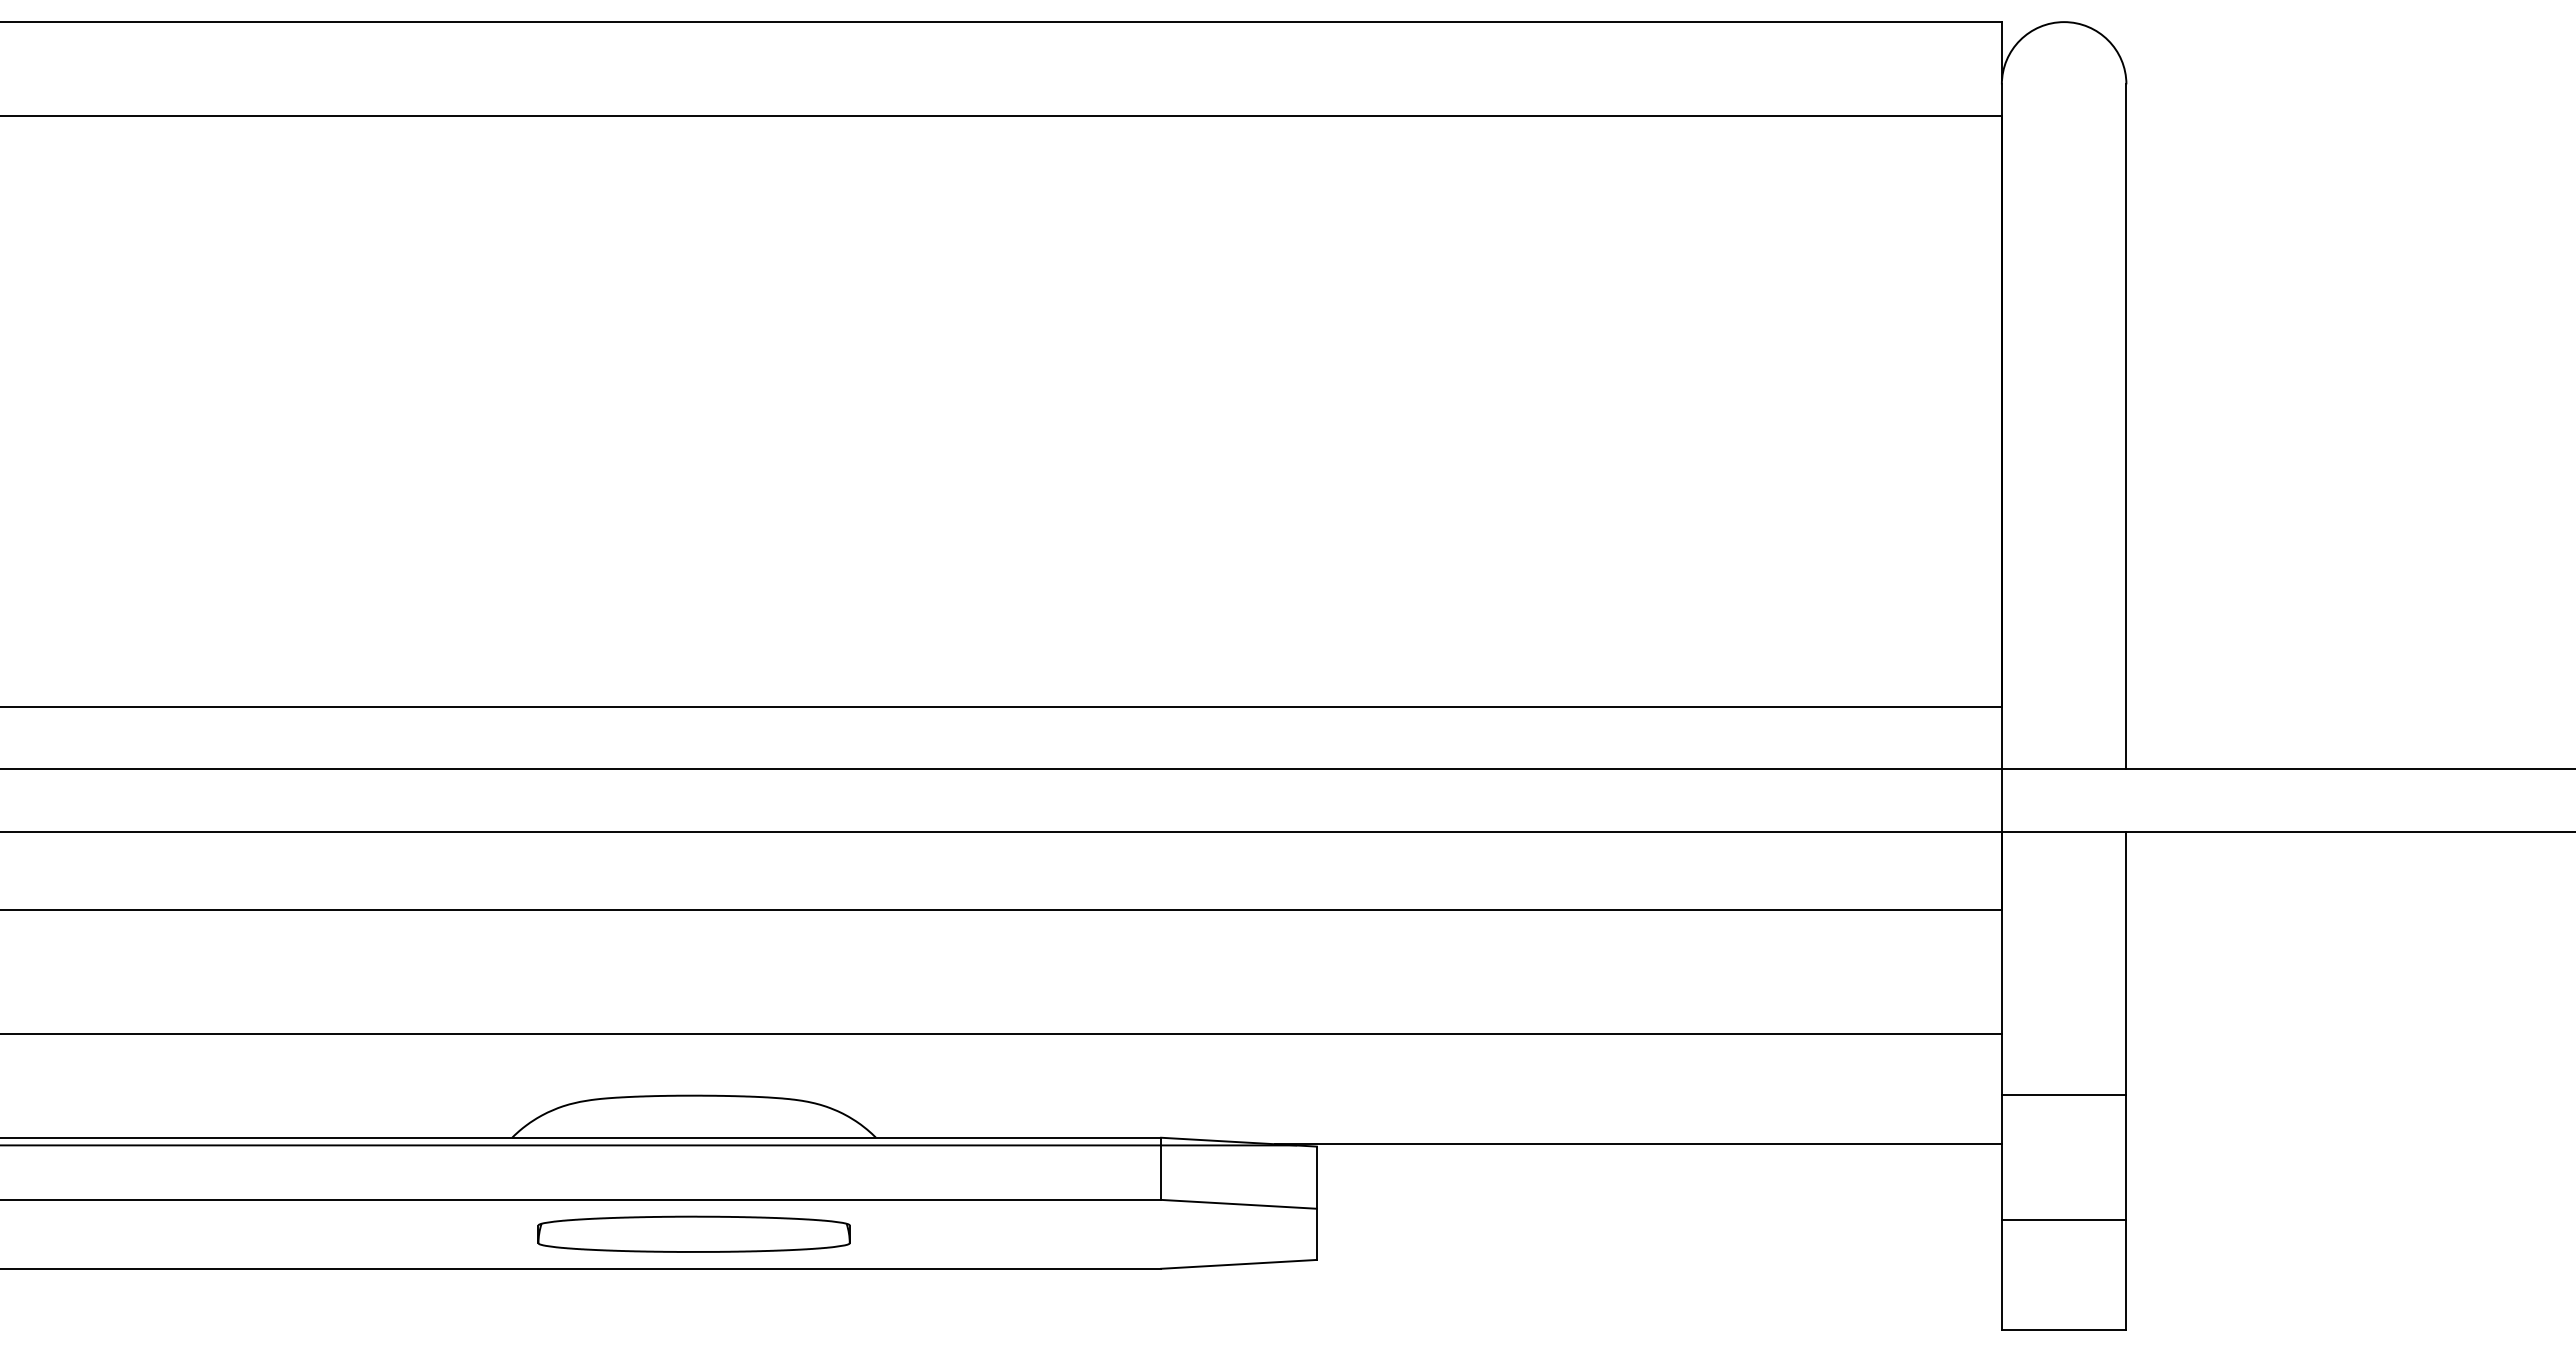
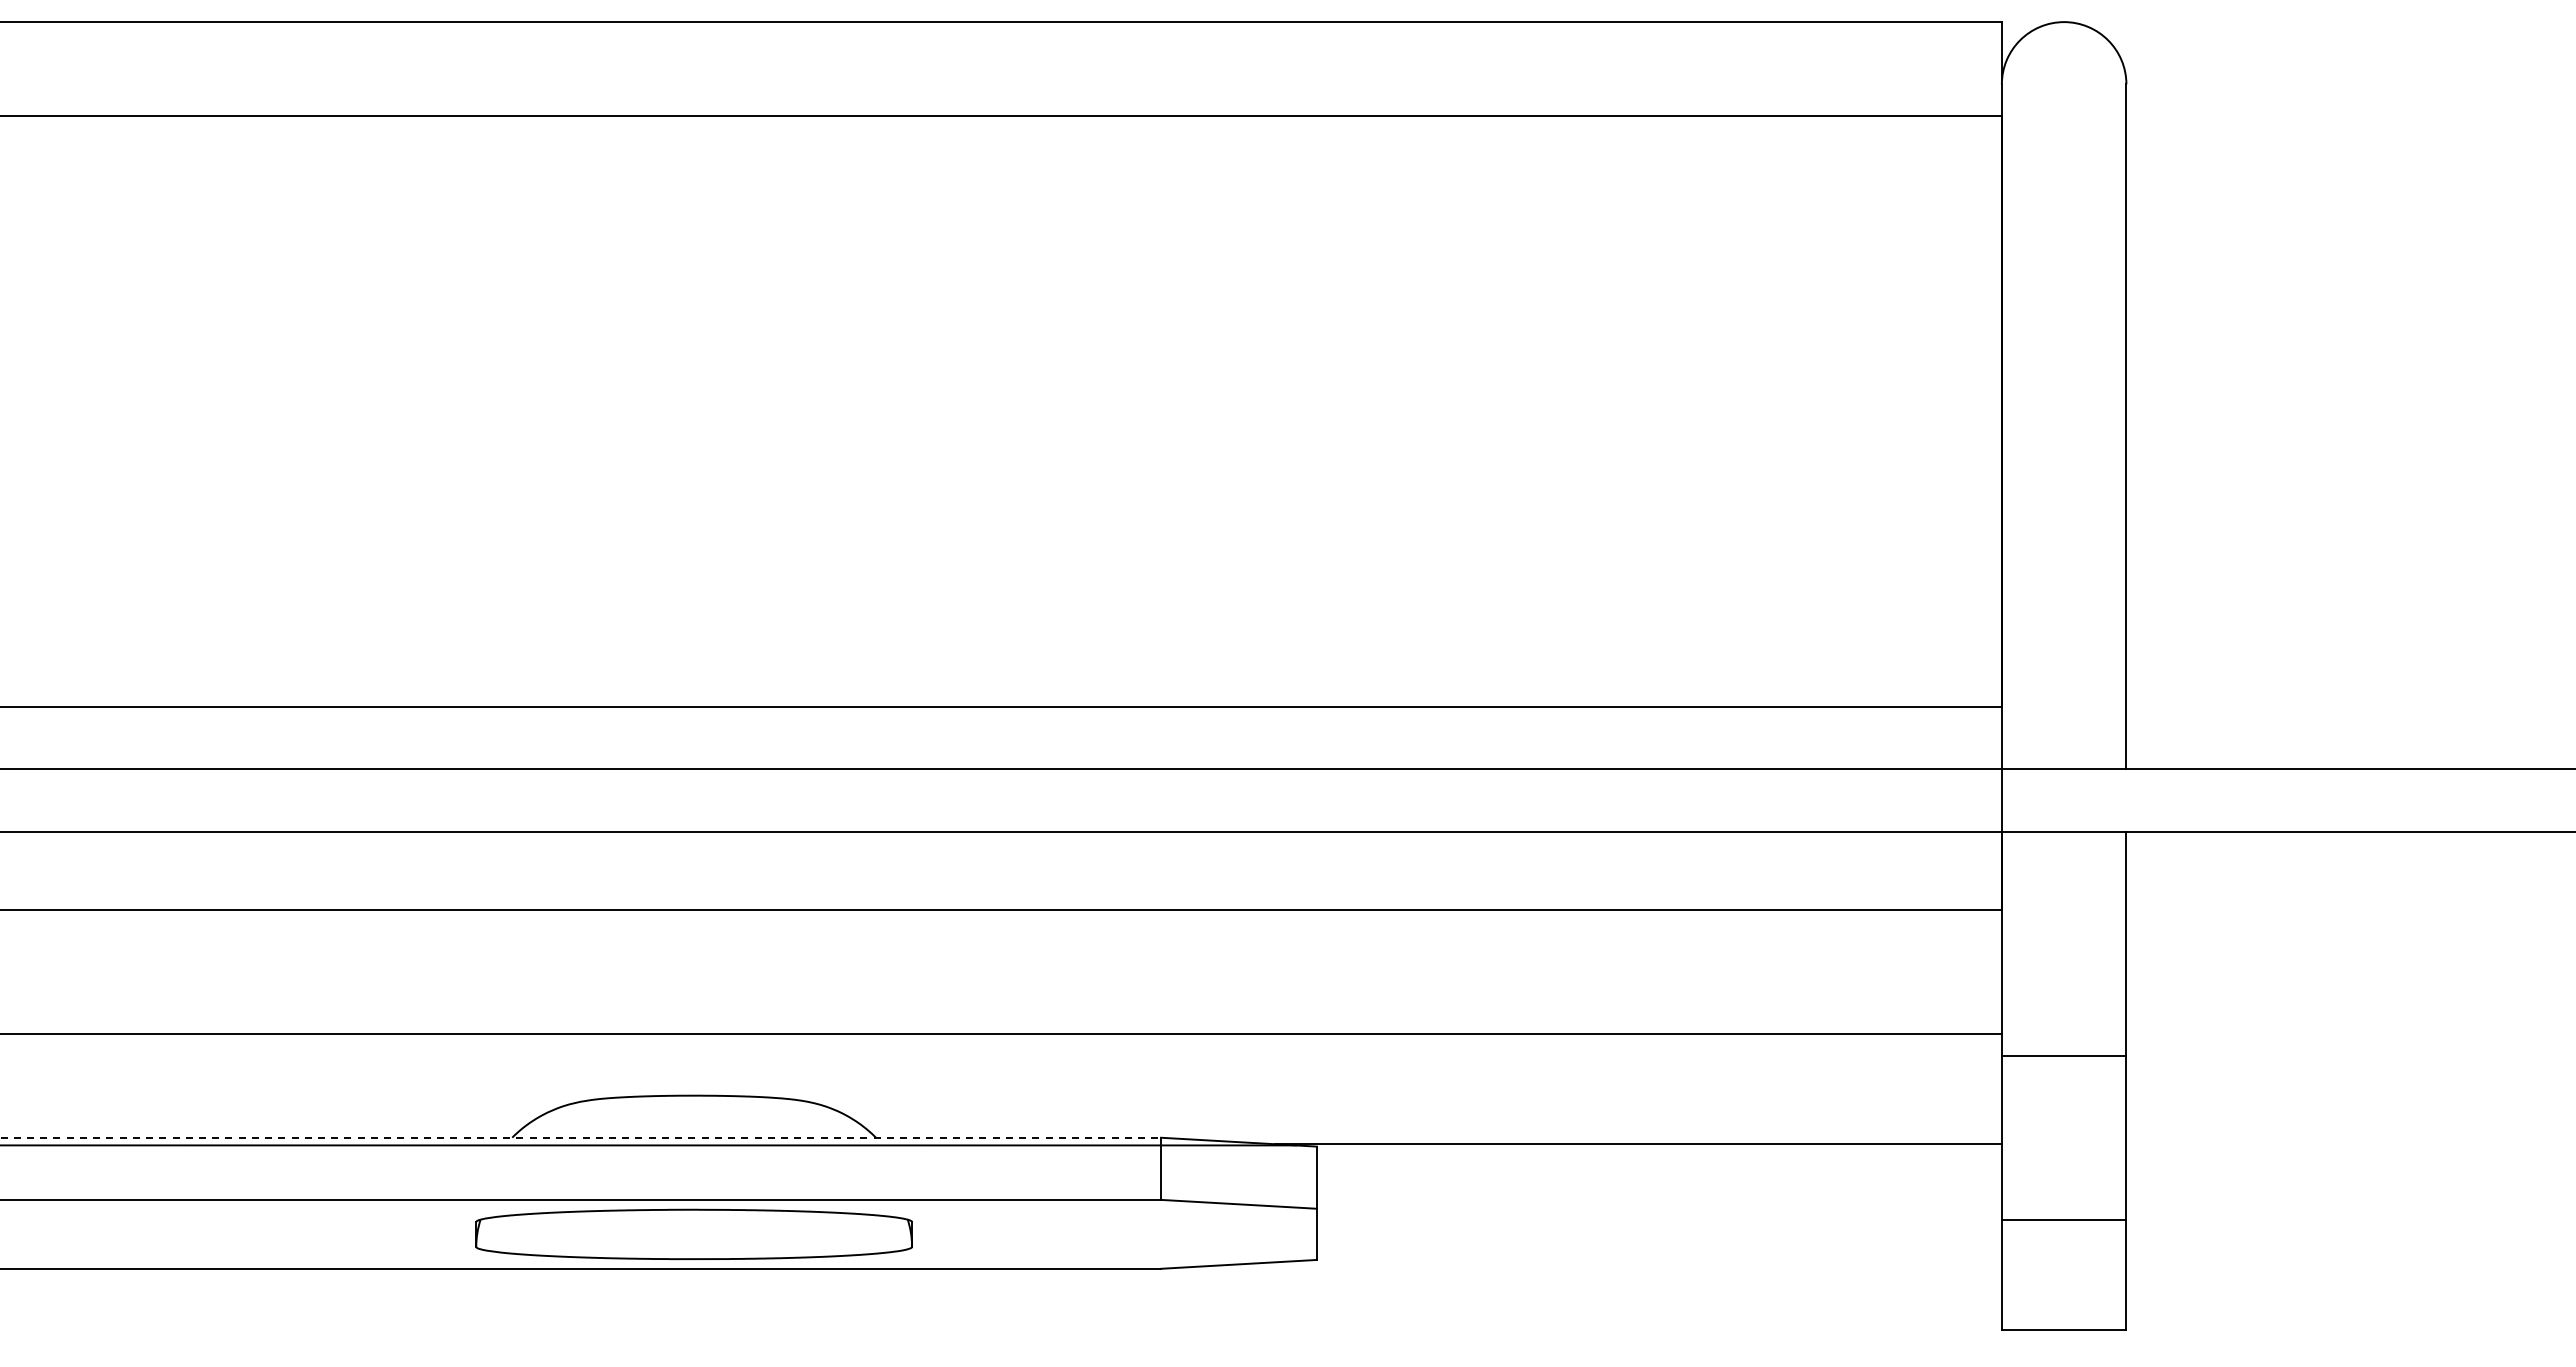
line position: (2063, 1095) -> (2063, 1056) (2063, 1056)
line: solid -> dashed (581, 1137)
part size: 314x38 px -> 438x53 px (693, 1234)
